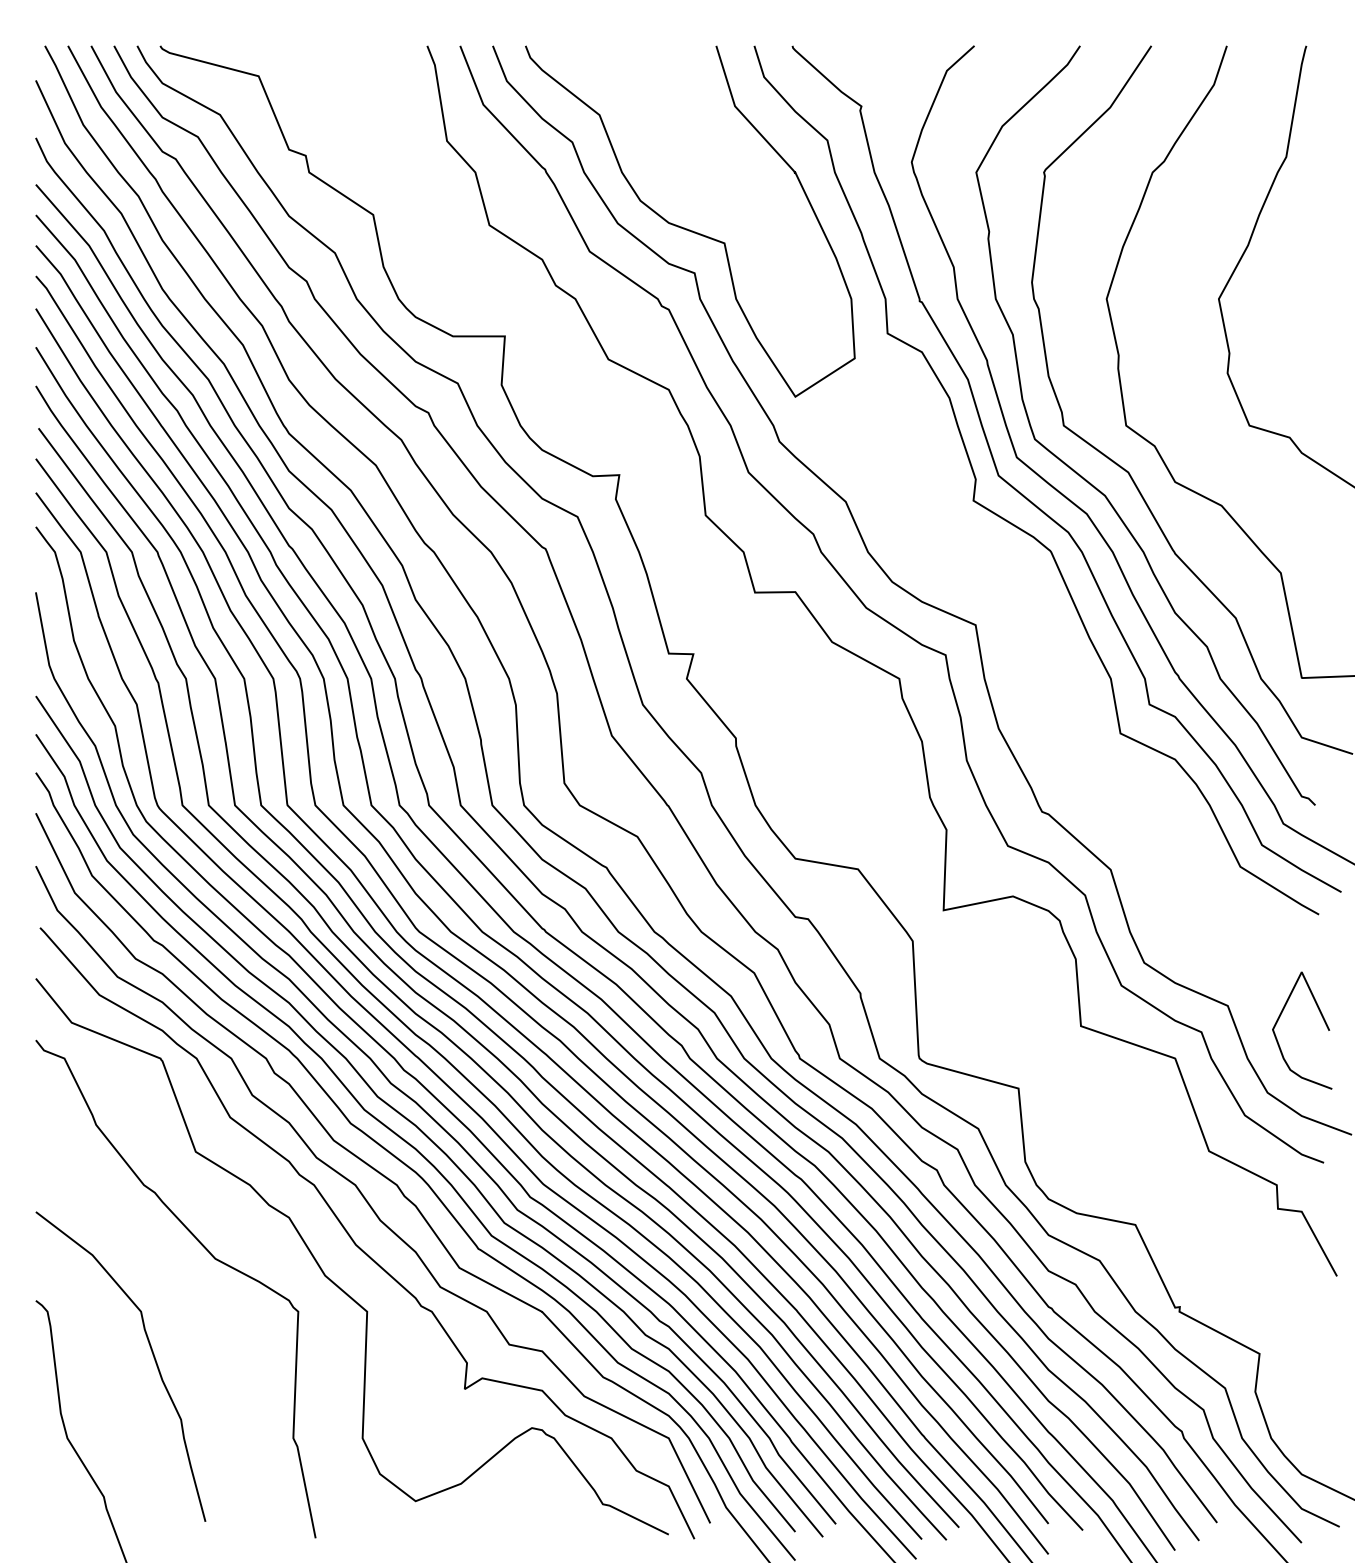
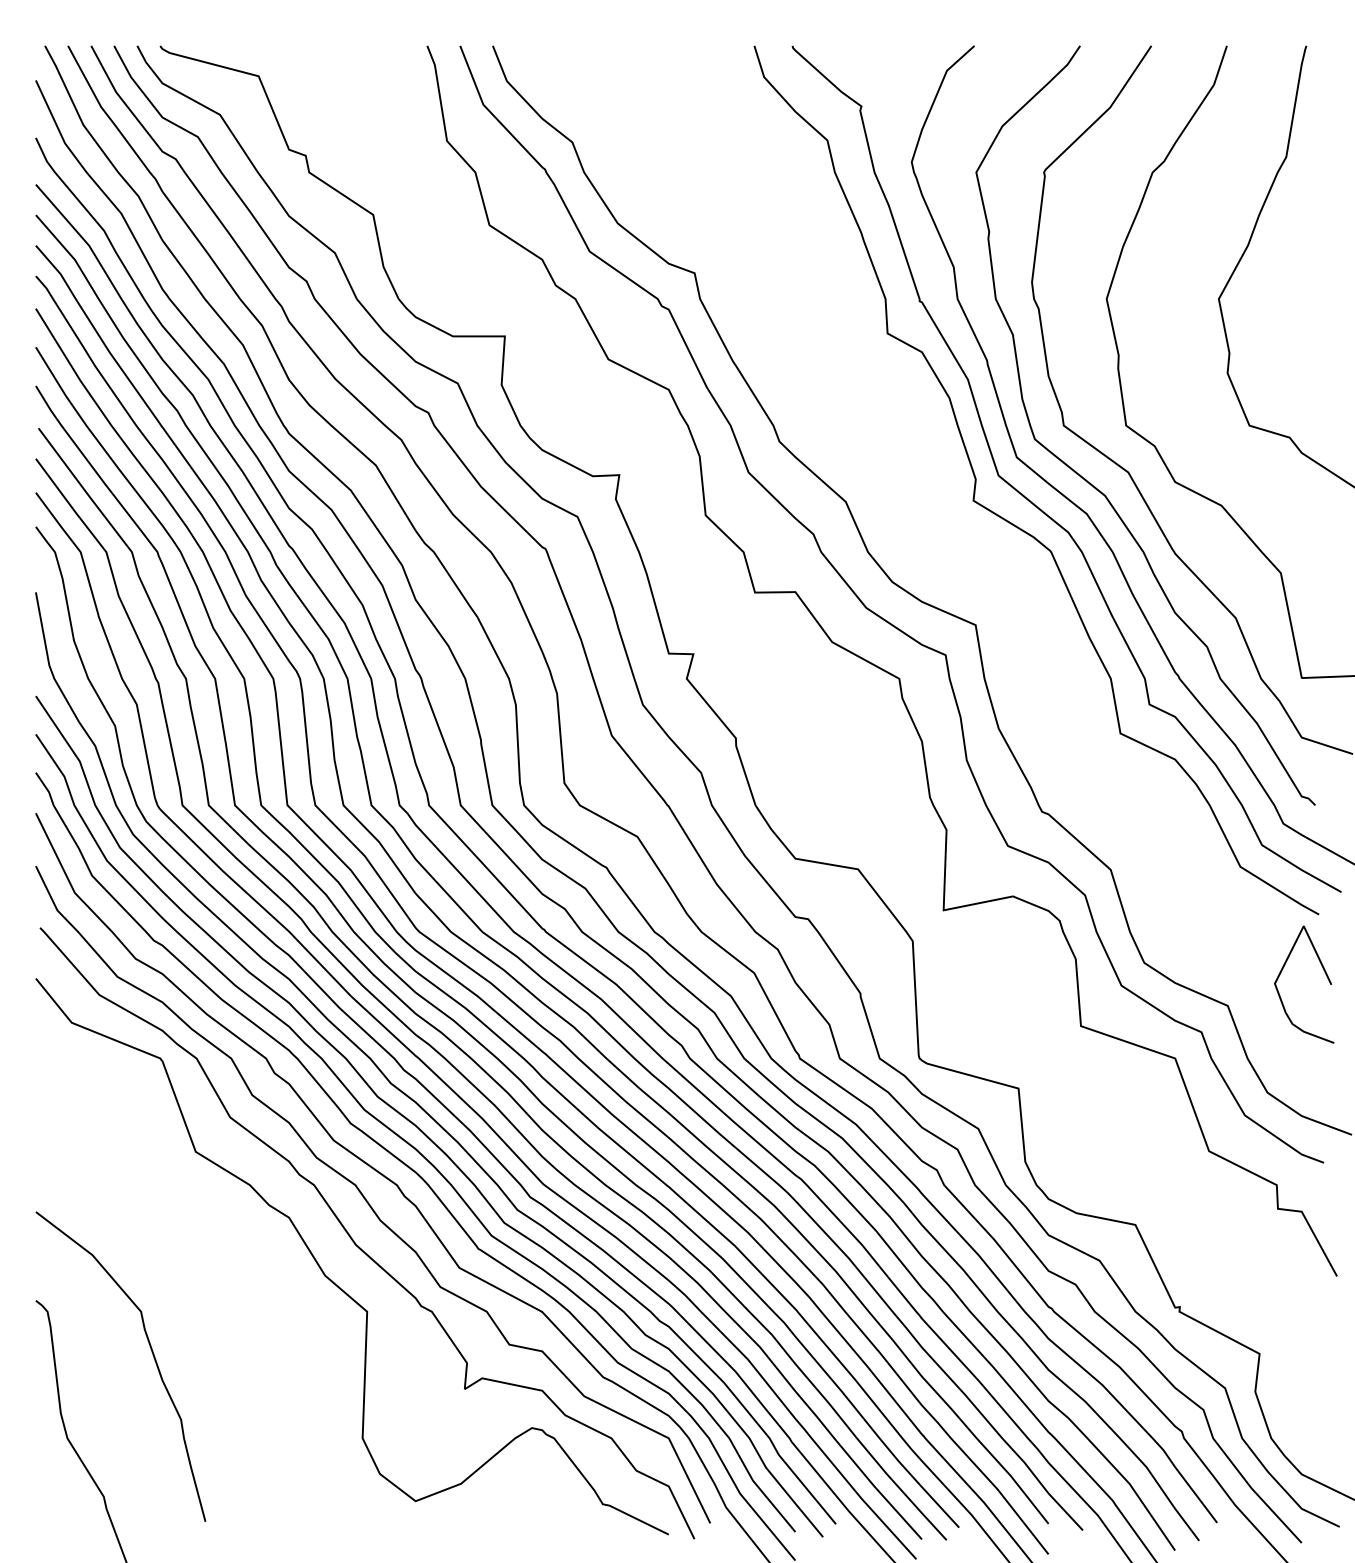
curve: present -> none (687, 228)
curve position: (1323, 1020) -> (1325, 974) (1325, 974)
curve: present -> none (211, 1256)
